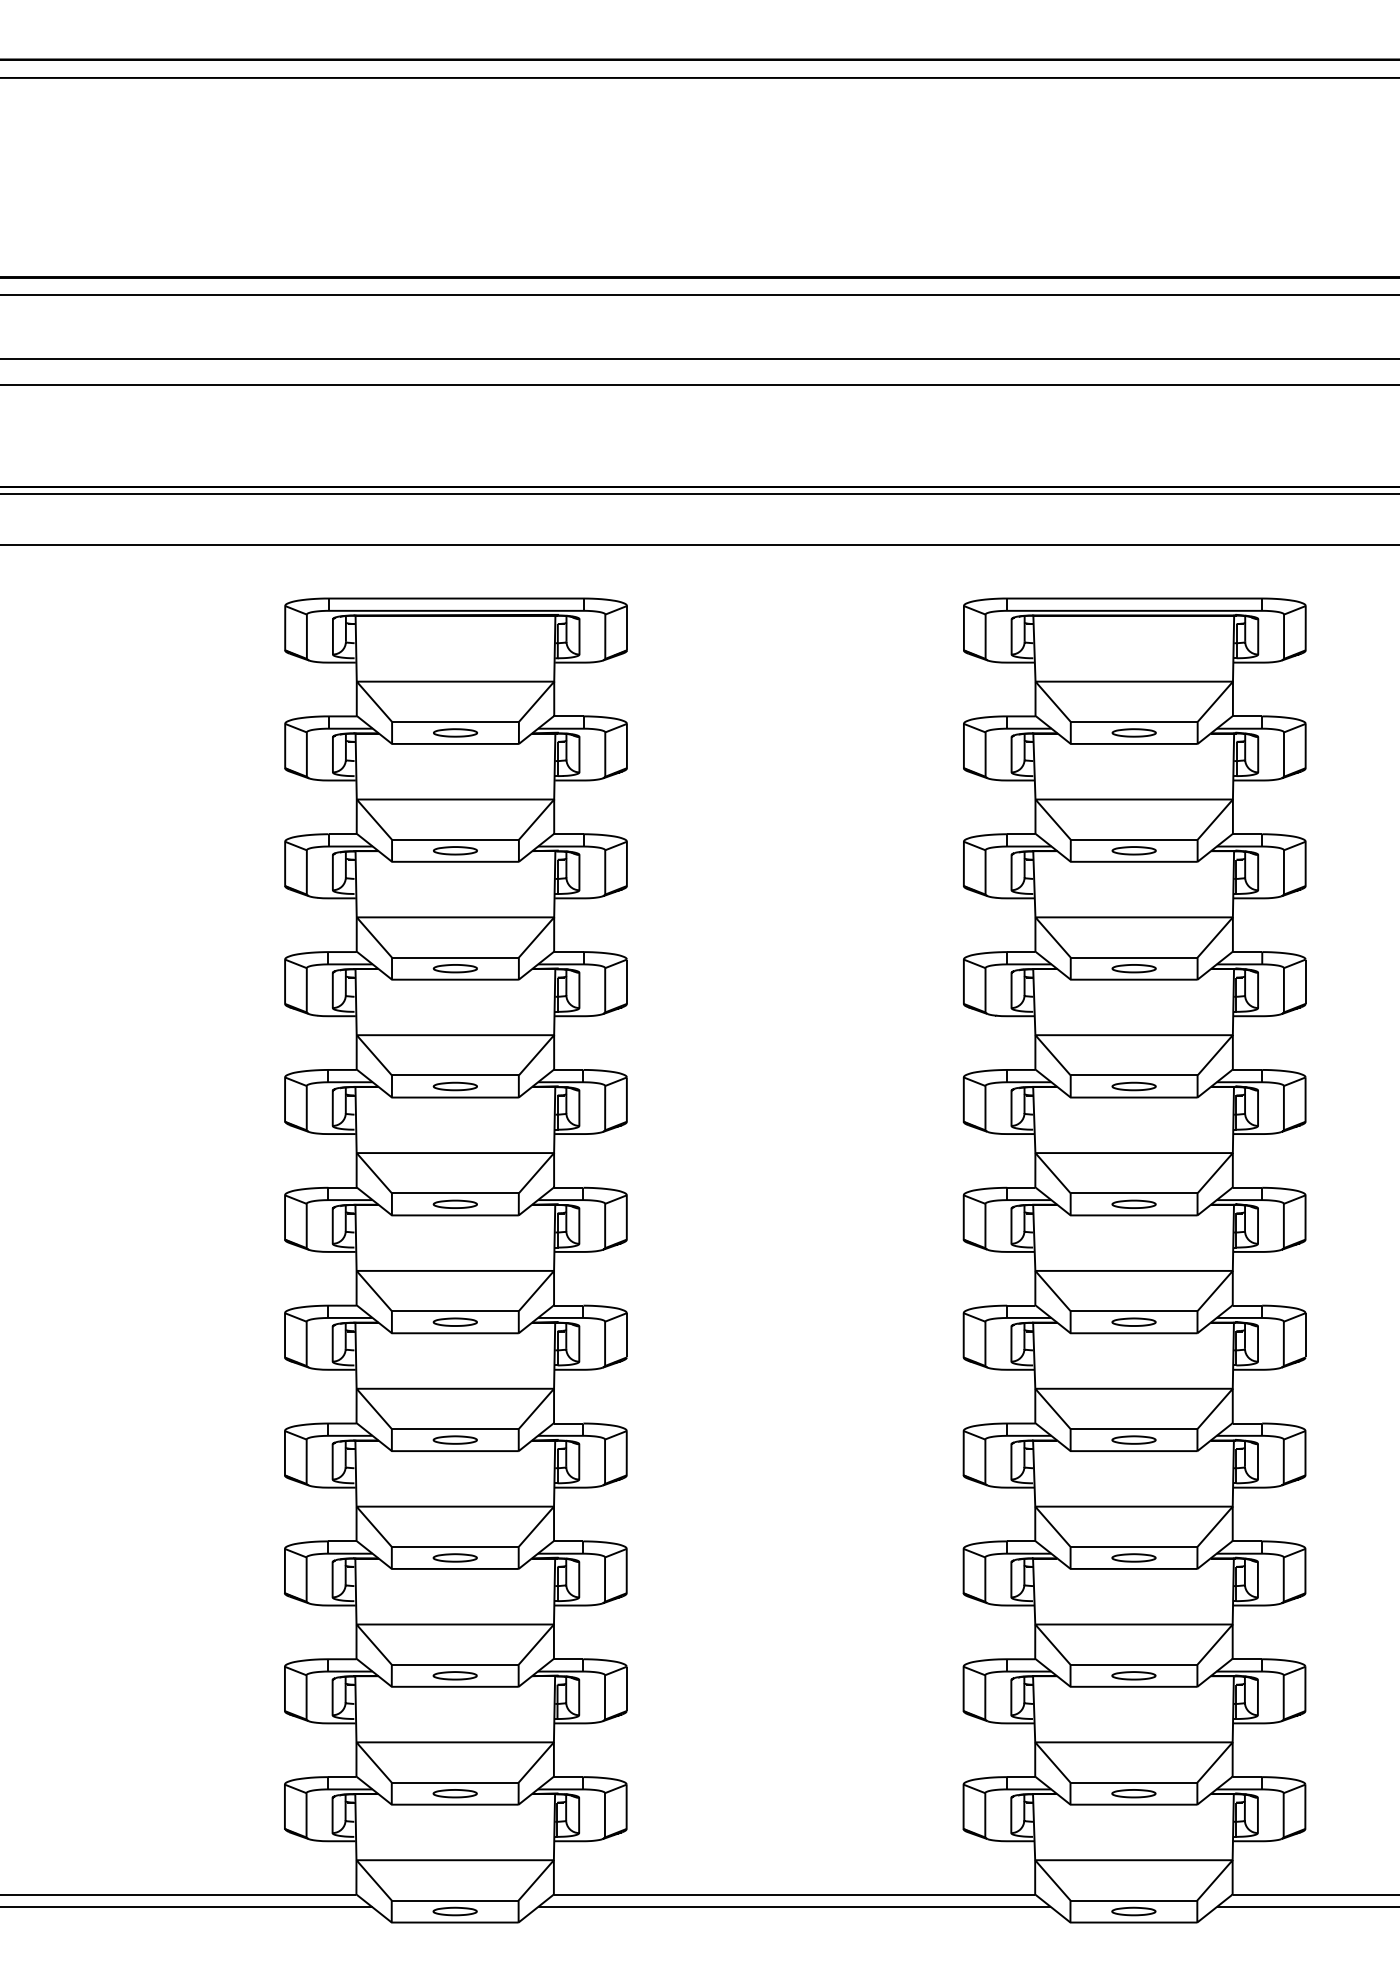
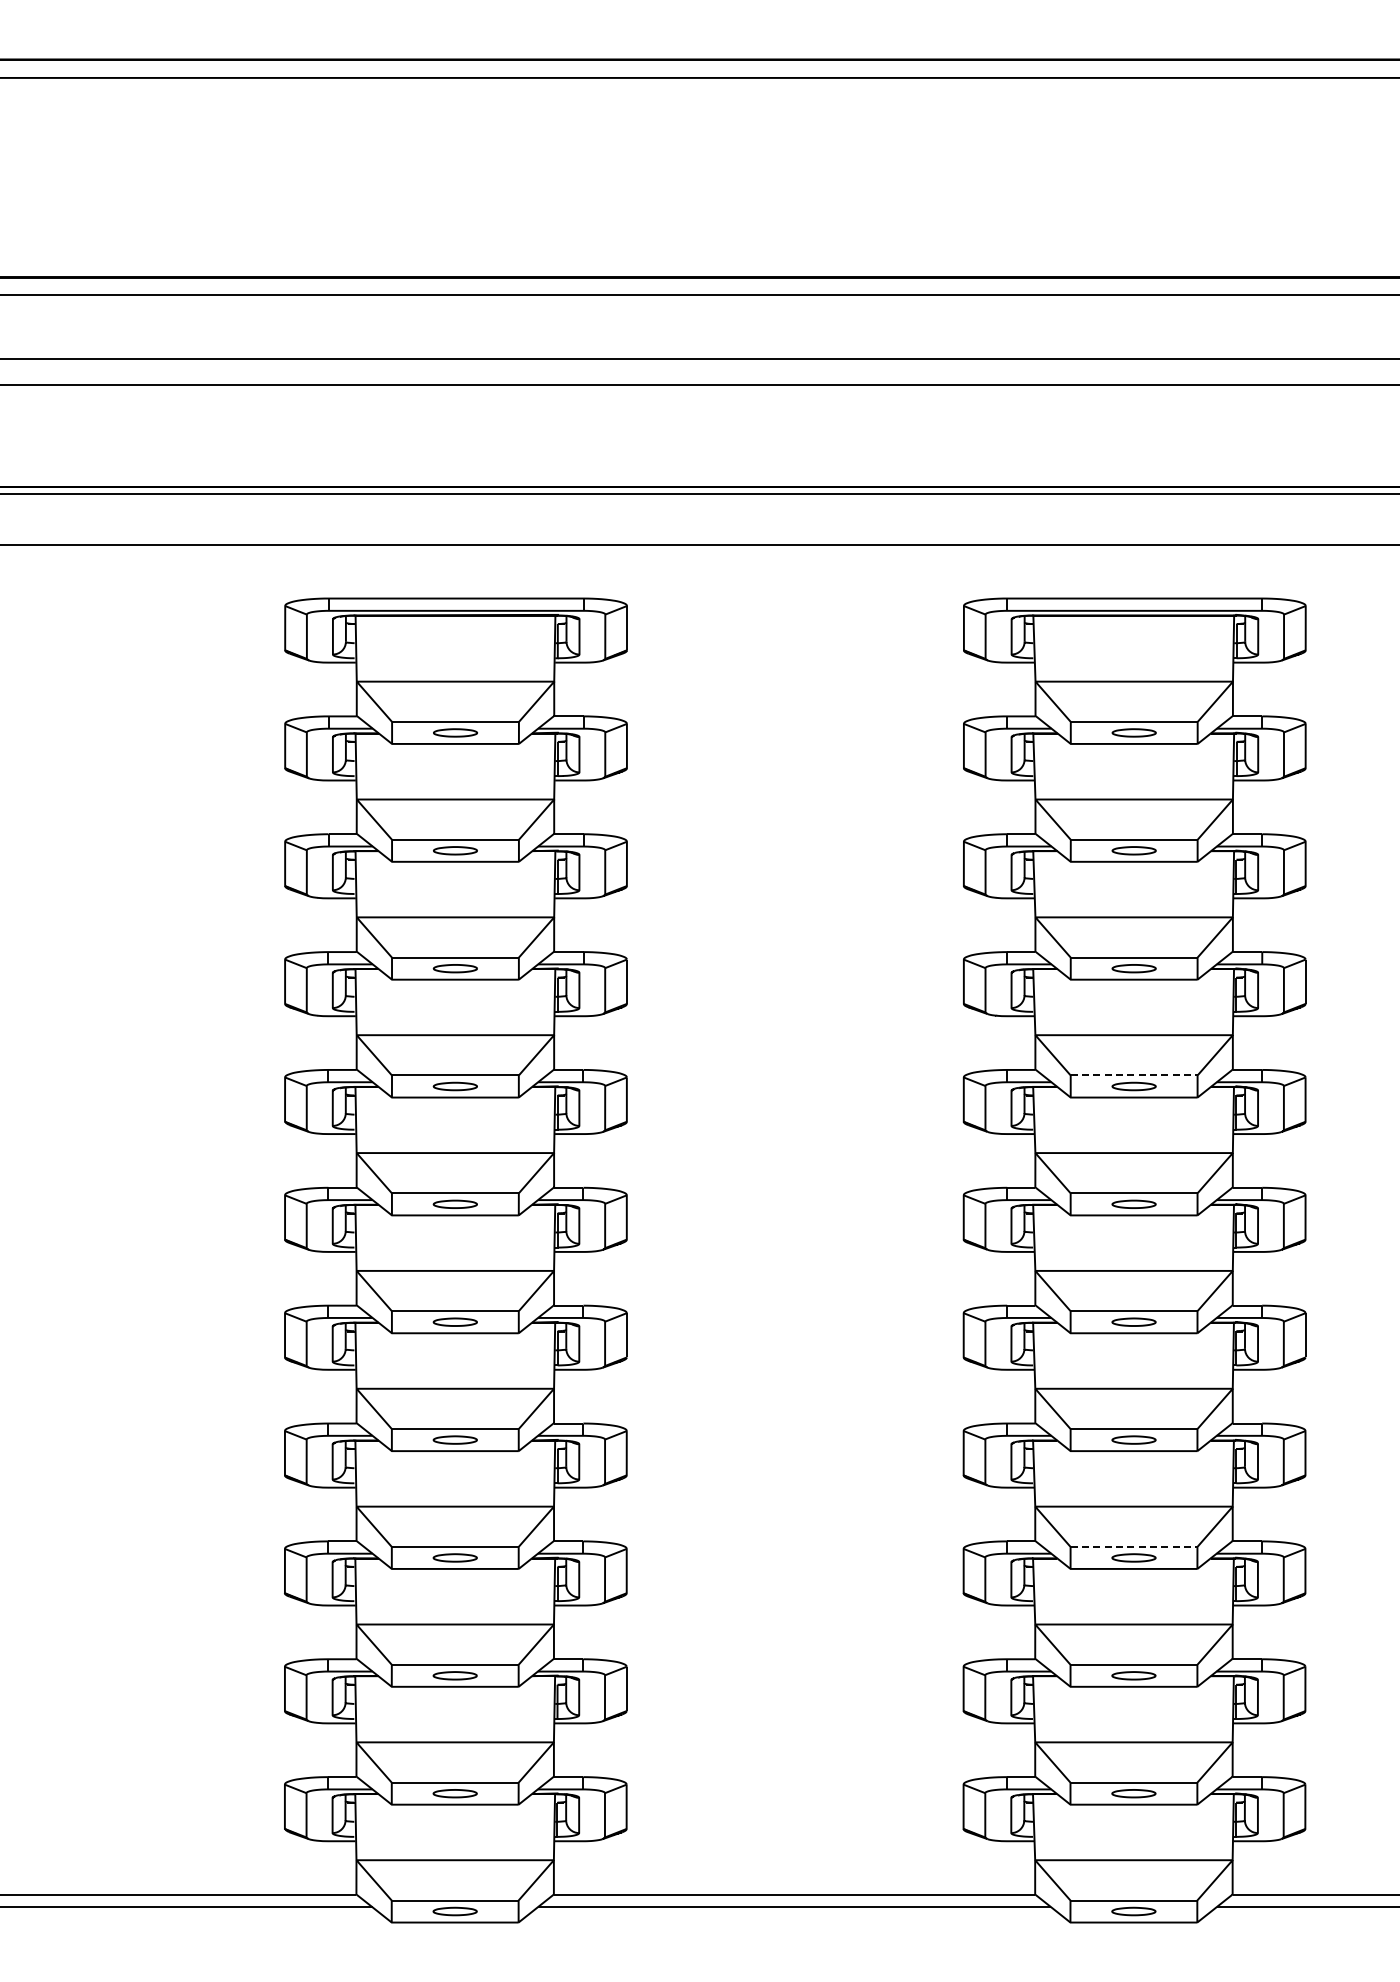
line: solid -> dashed (1134, 1075)
line: solid -> dashed (1134, 1546)
